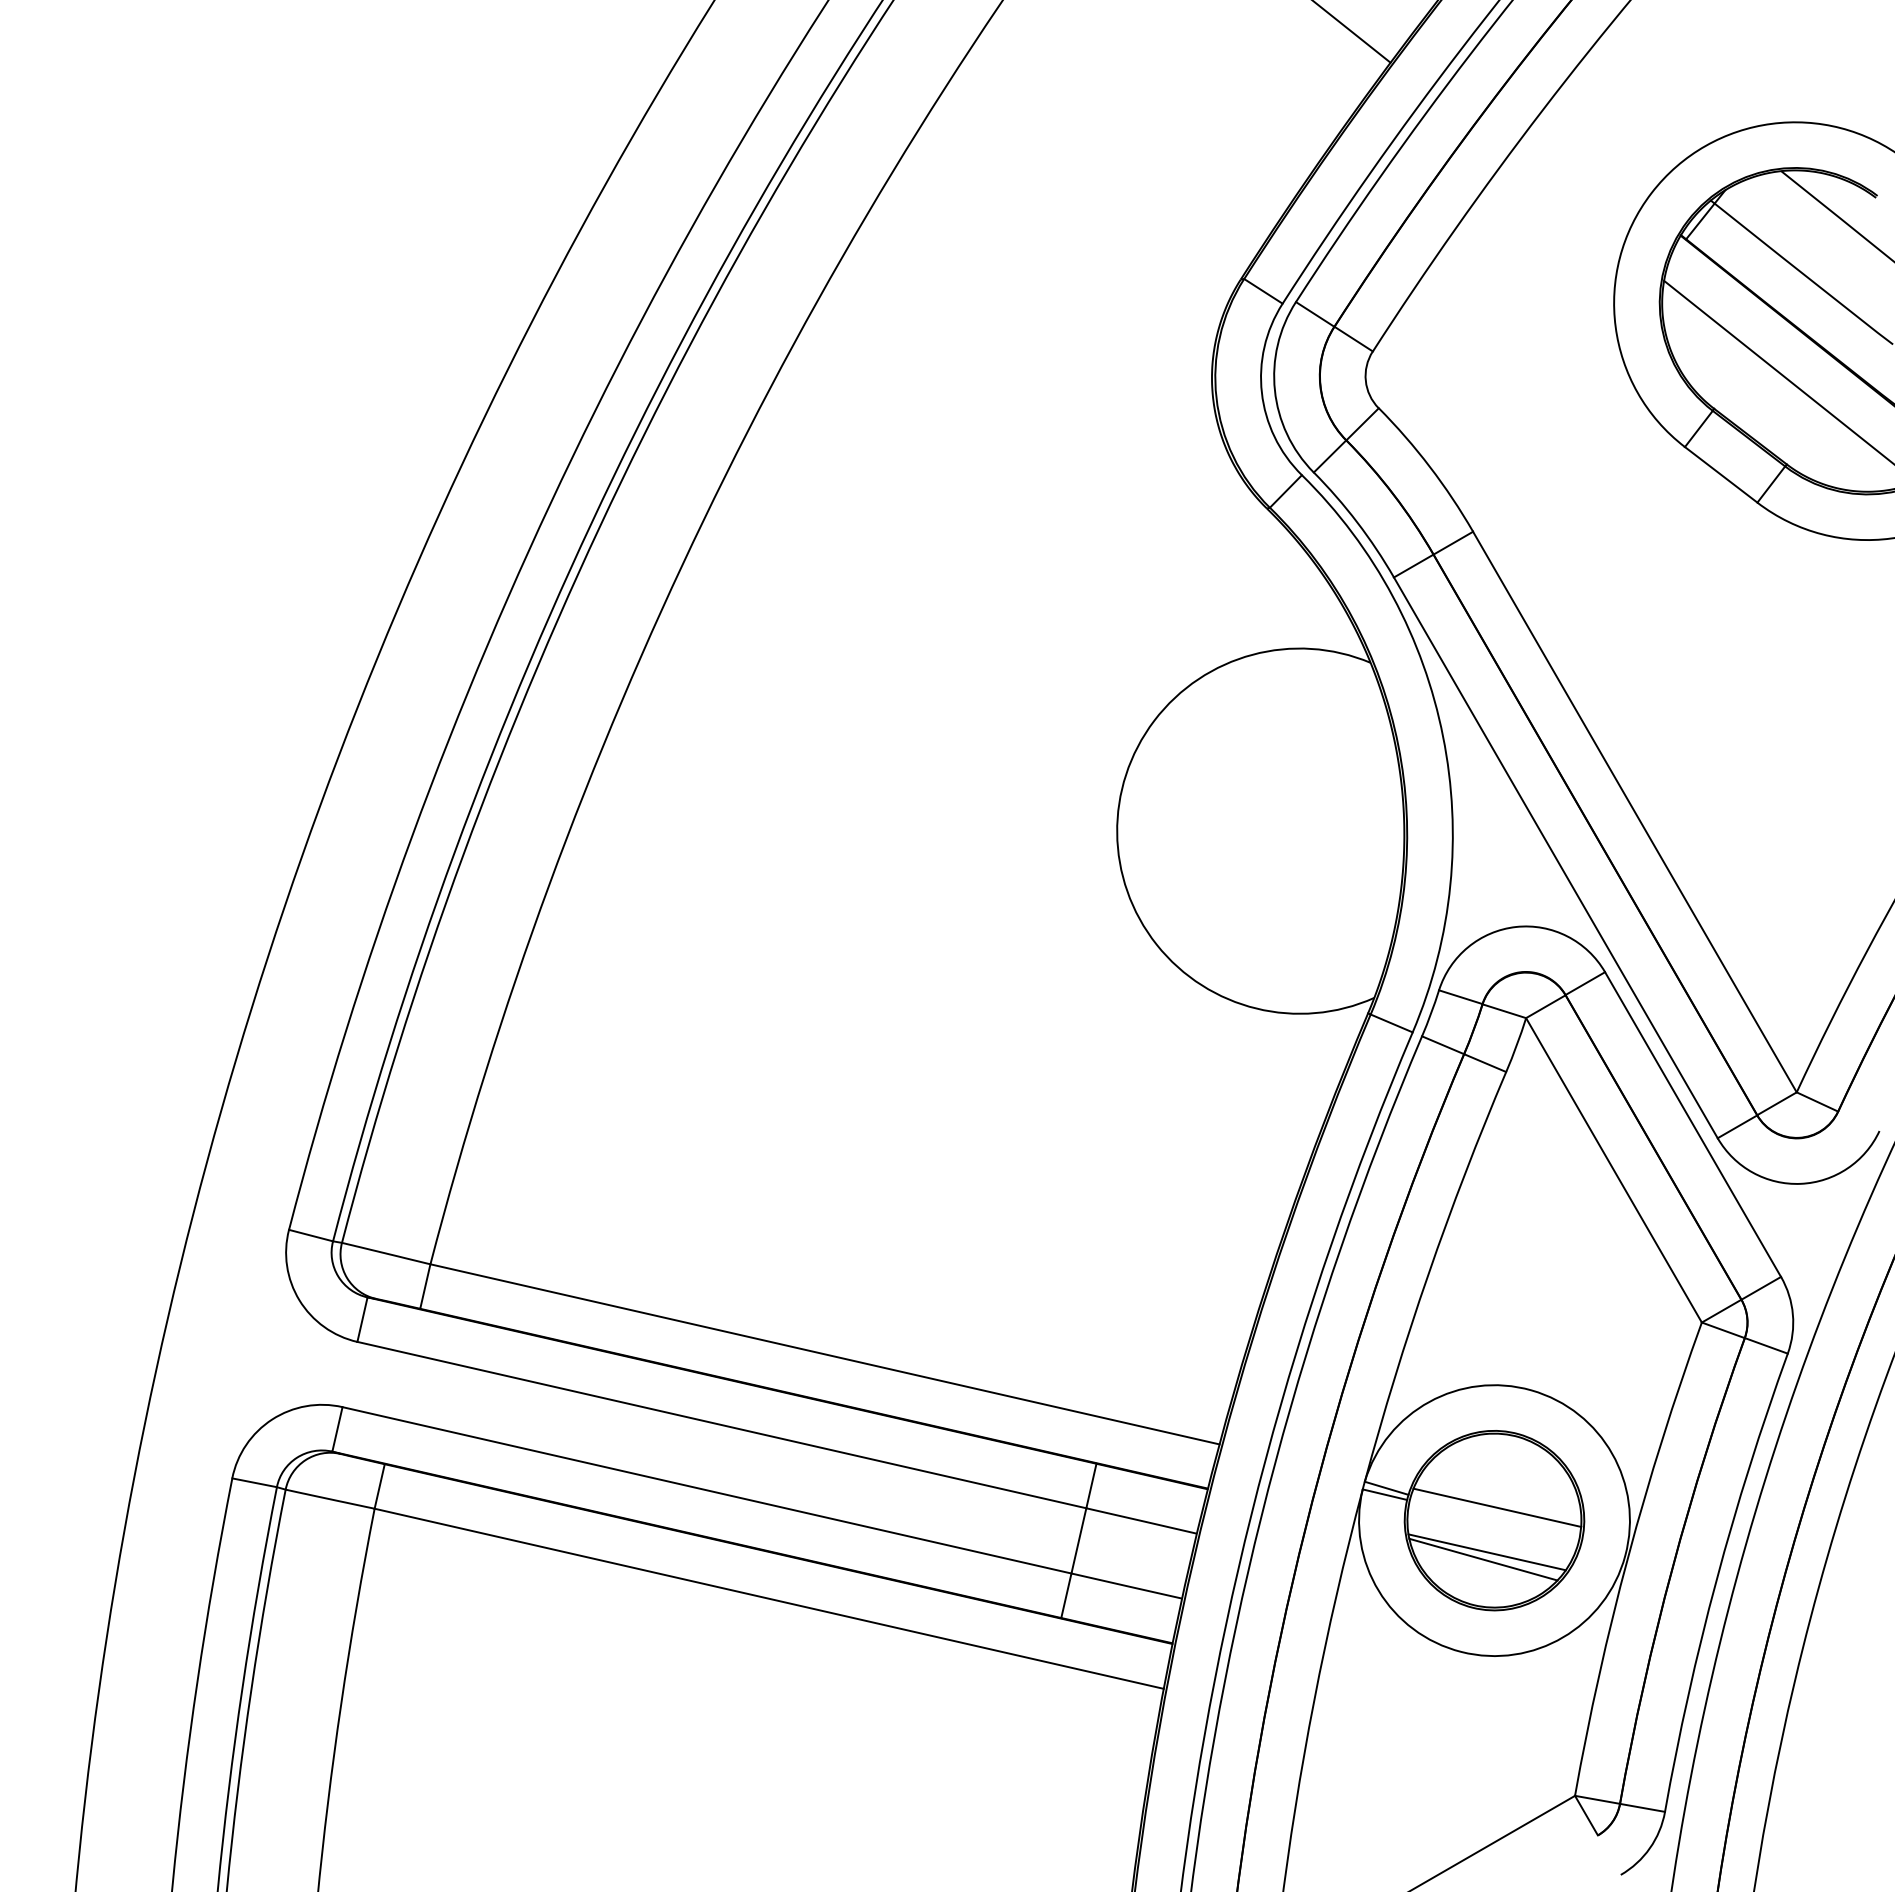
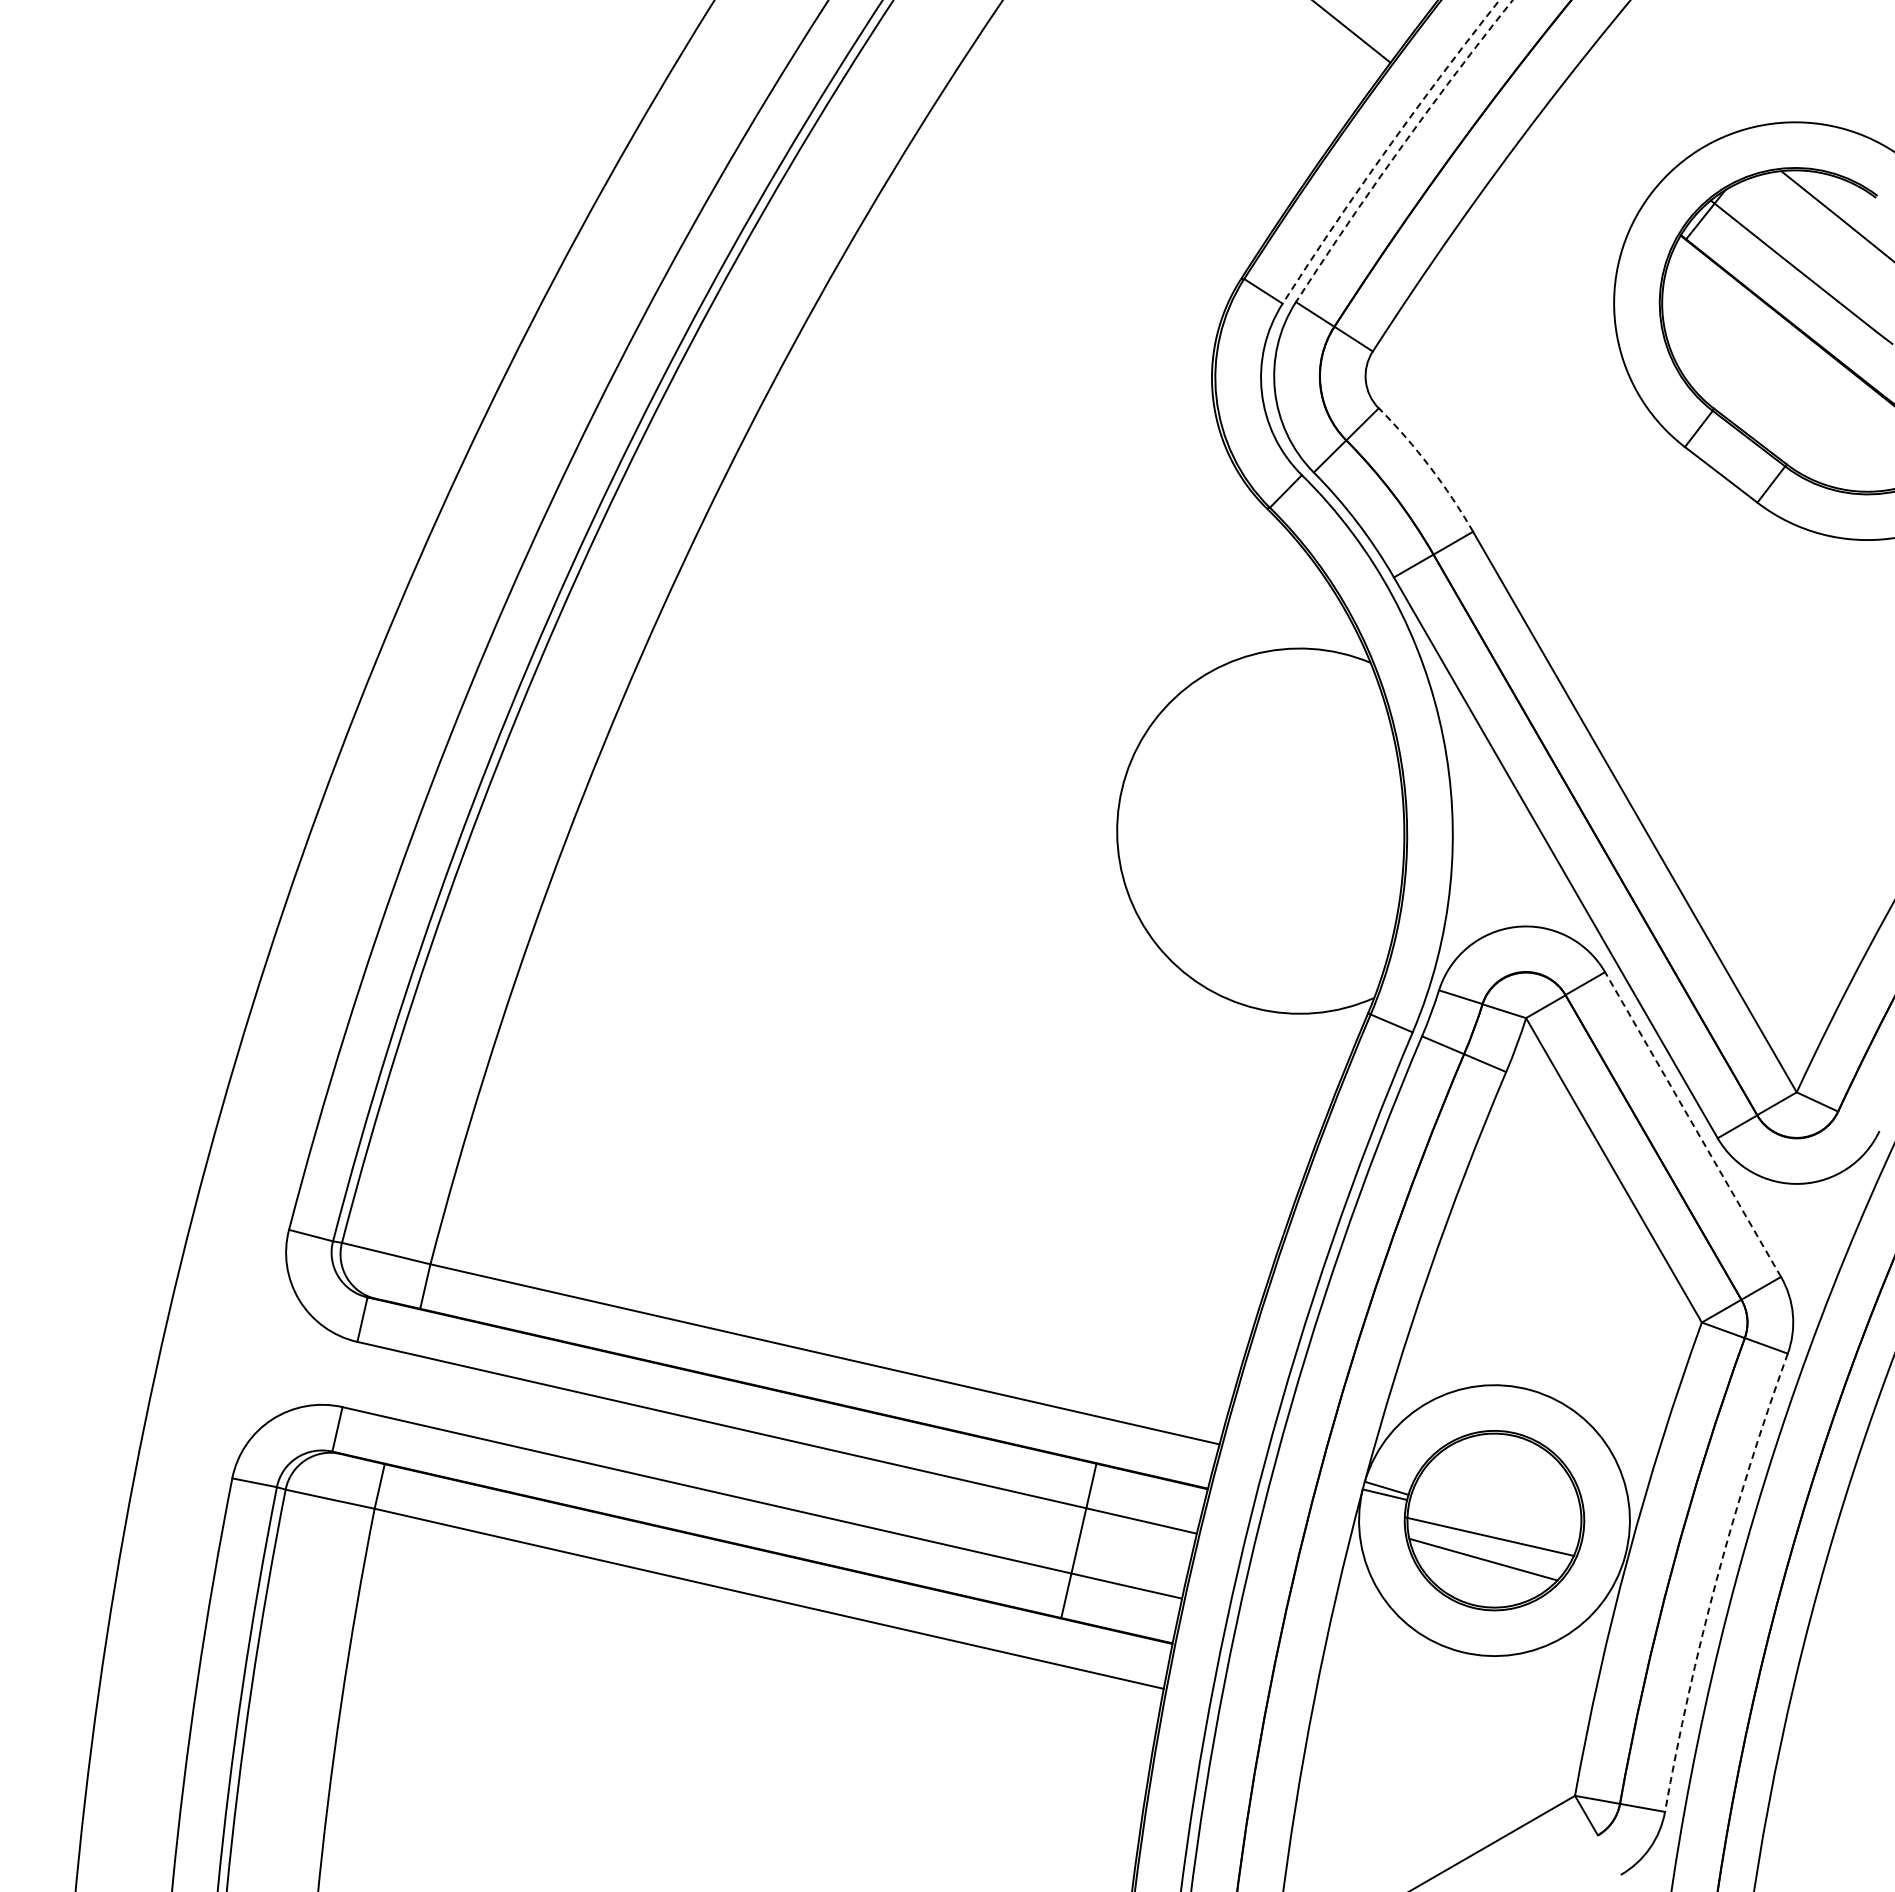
arc: solid -> dashed (1400, 148)
arc: solid -> dashed (1387, 149)
line: present -> none (1777, 371)
arc: solid -> dashed (1429, 466)
line: solid -> dashed (1693, 1124)
line position: (1497, 1507) -> (1490, 1536) (1490, 1536)
line: present -> none (1486, 1552)
arc: solid -> dashed (1716, 1580)
